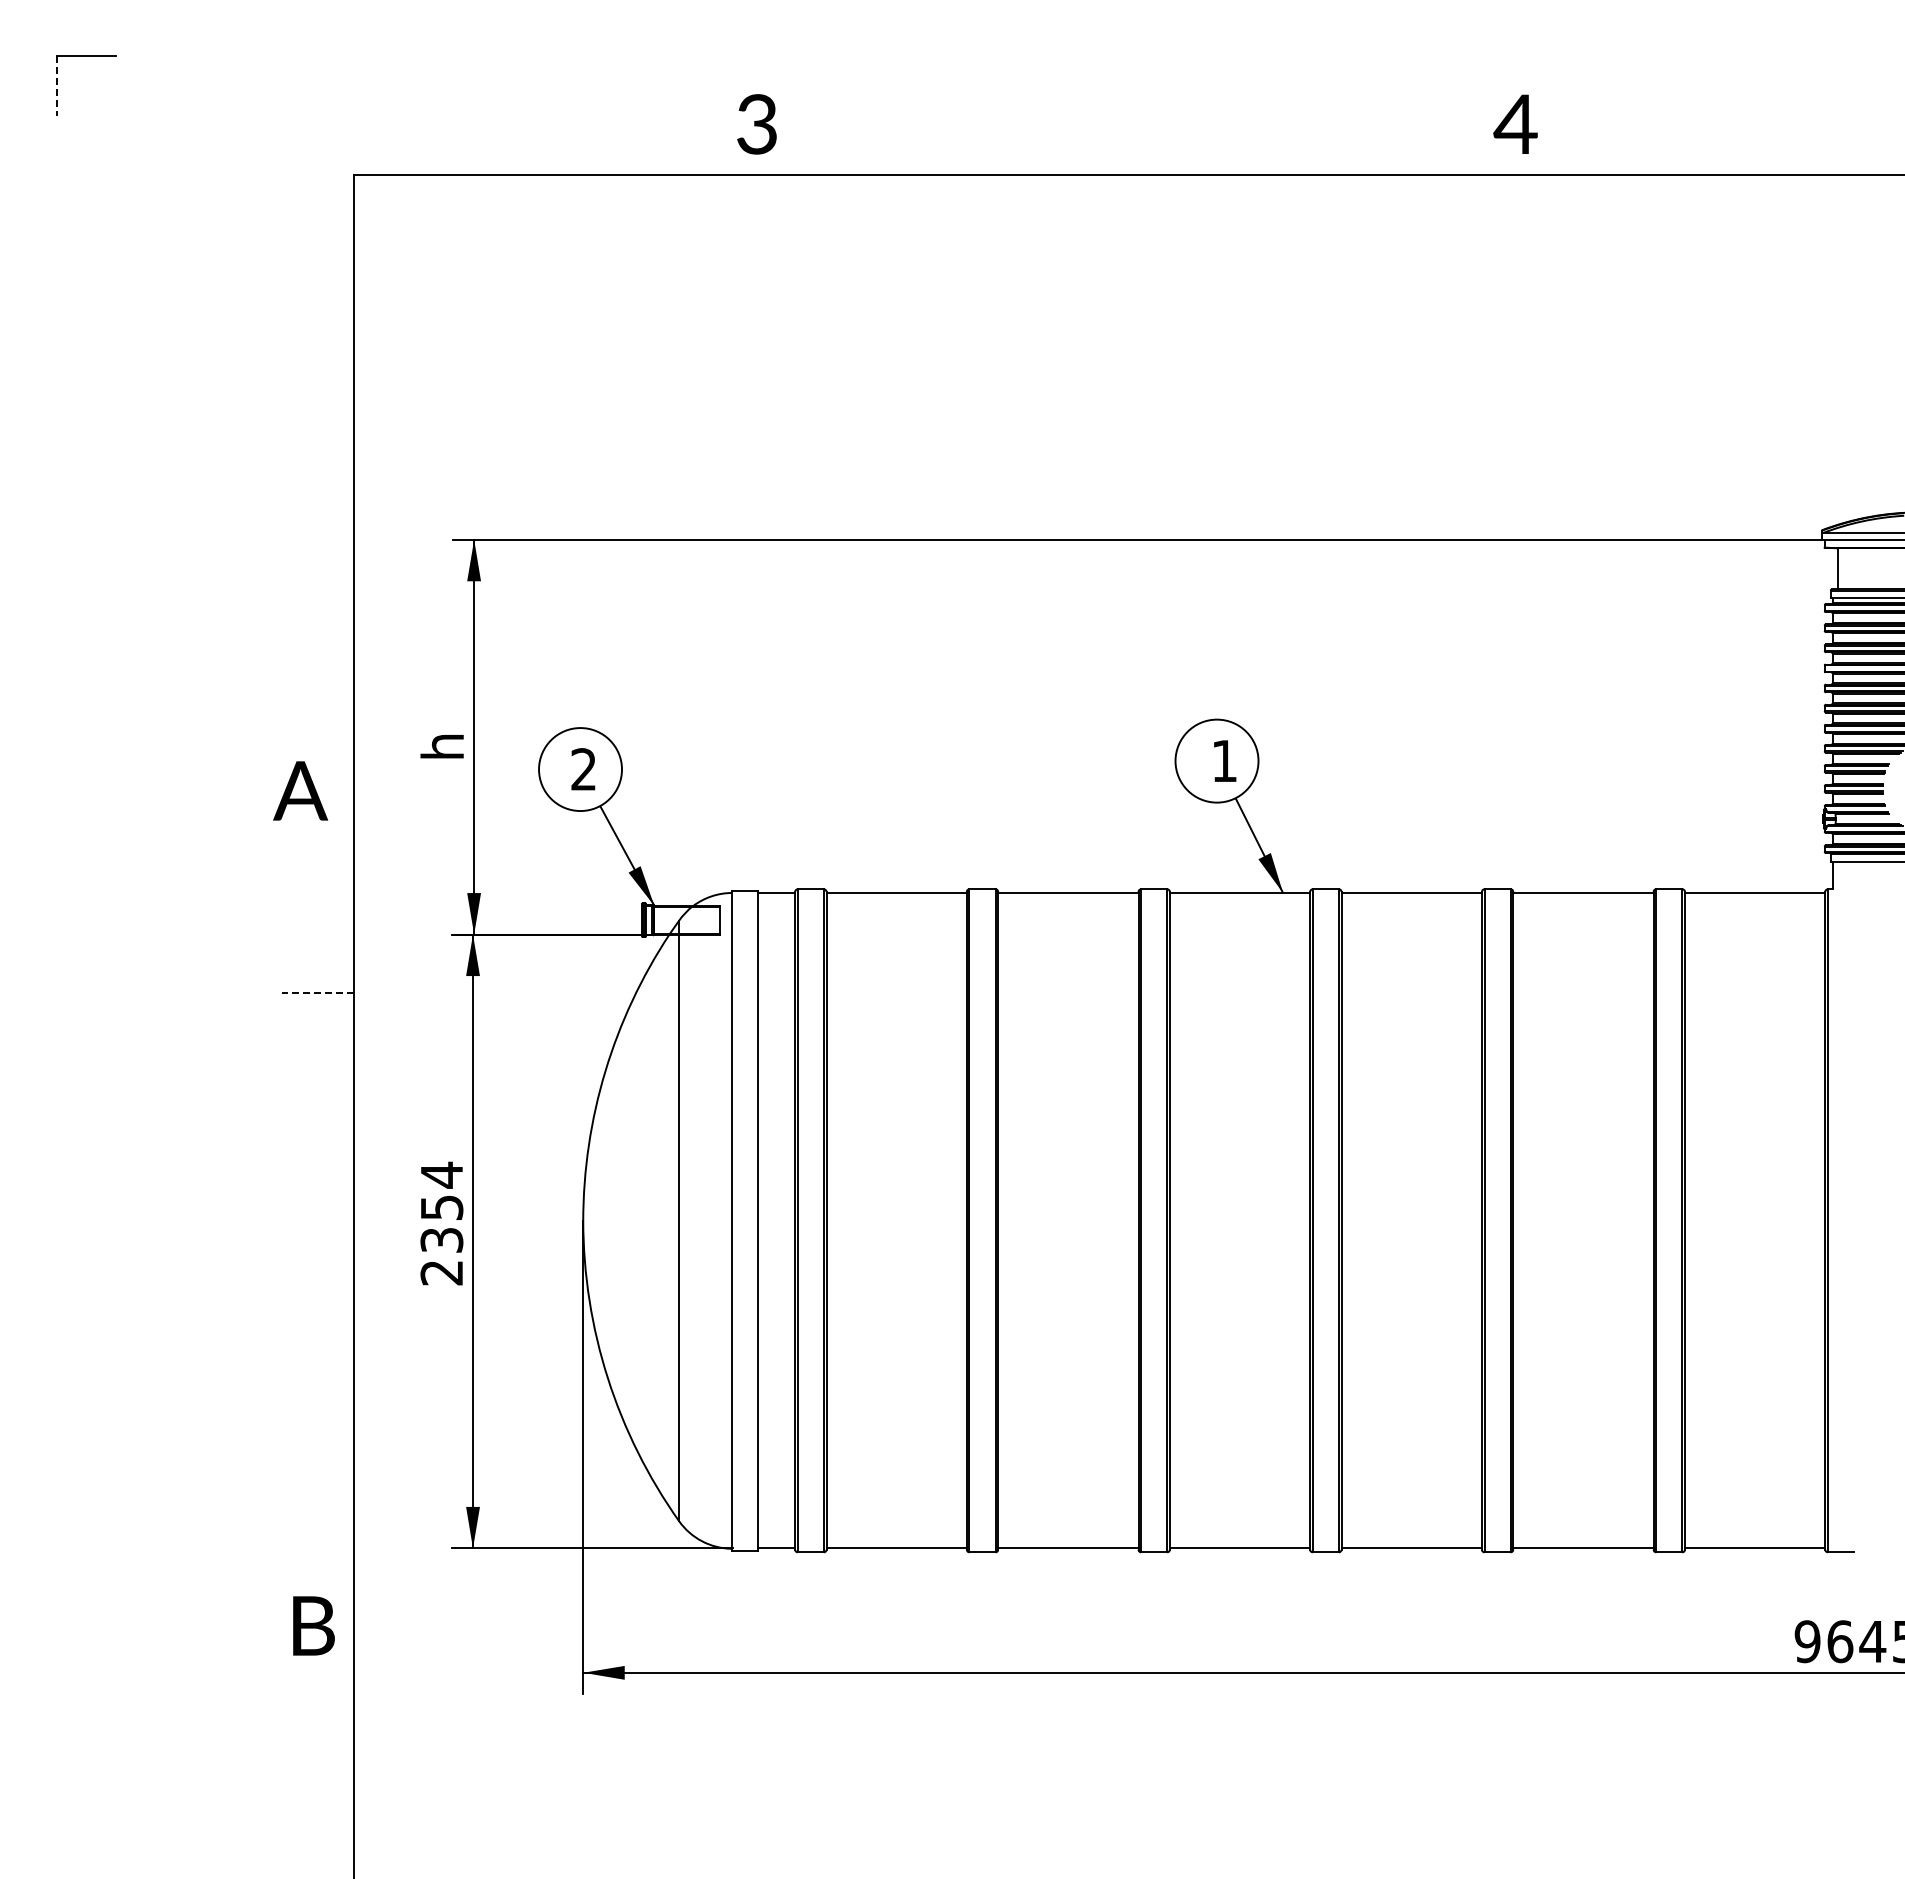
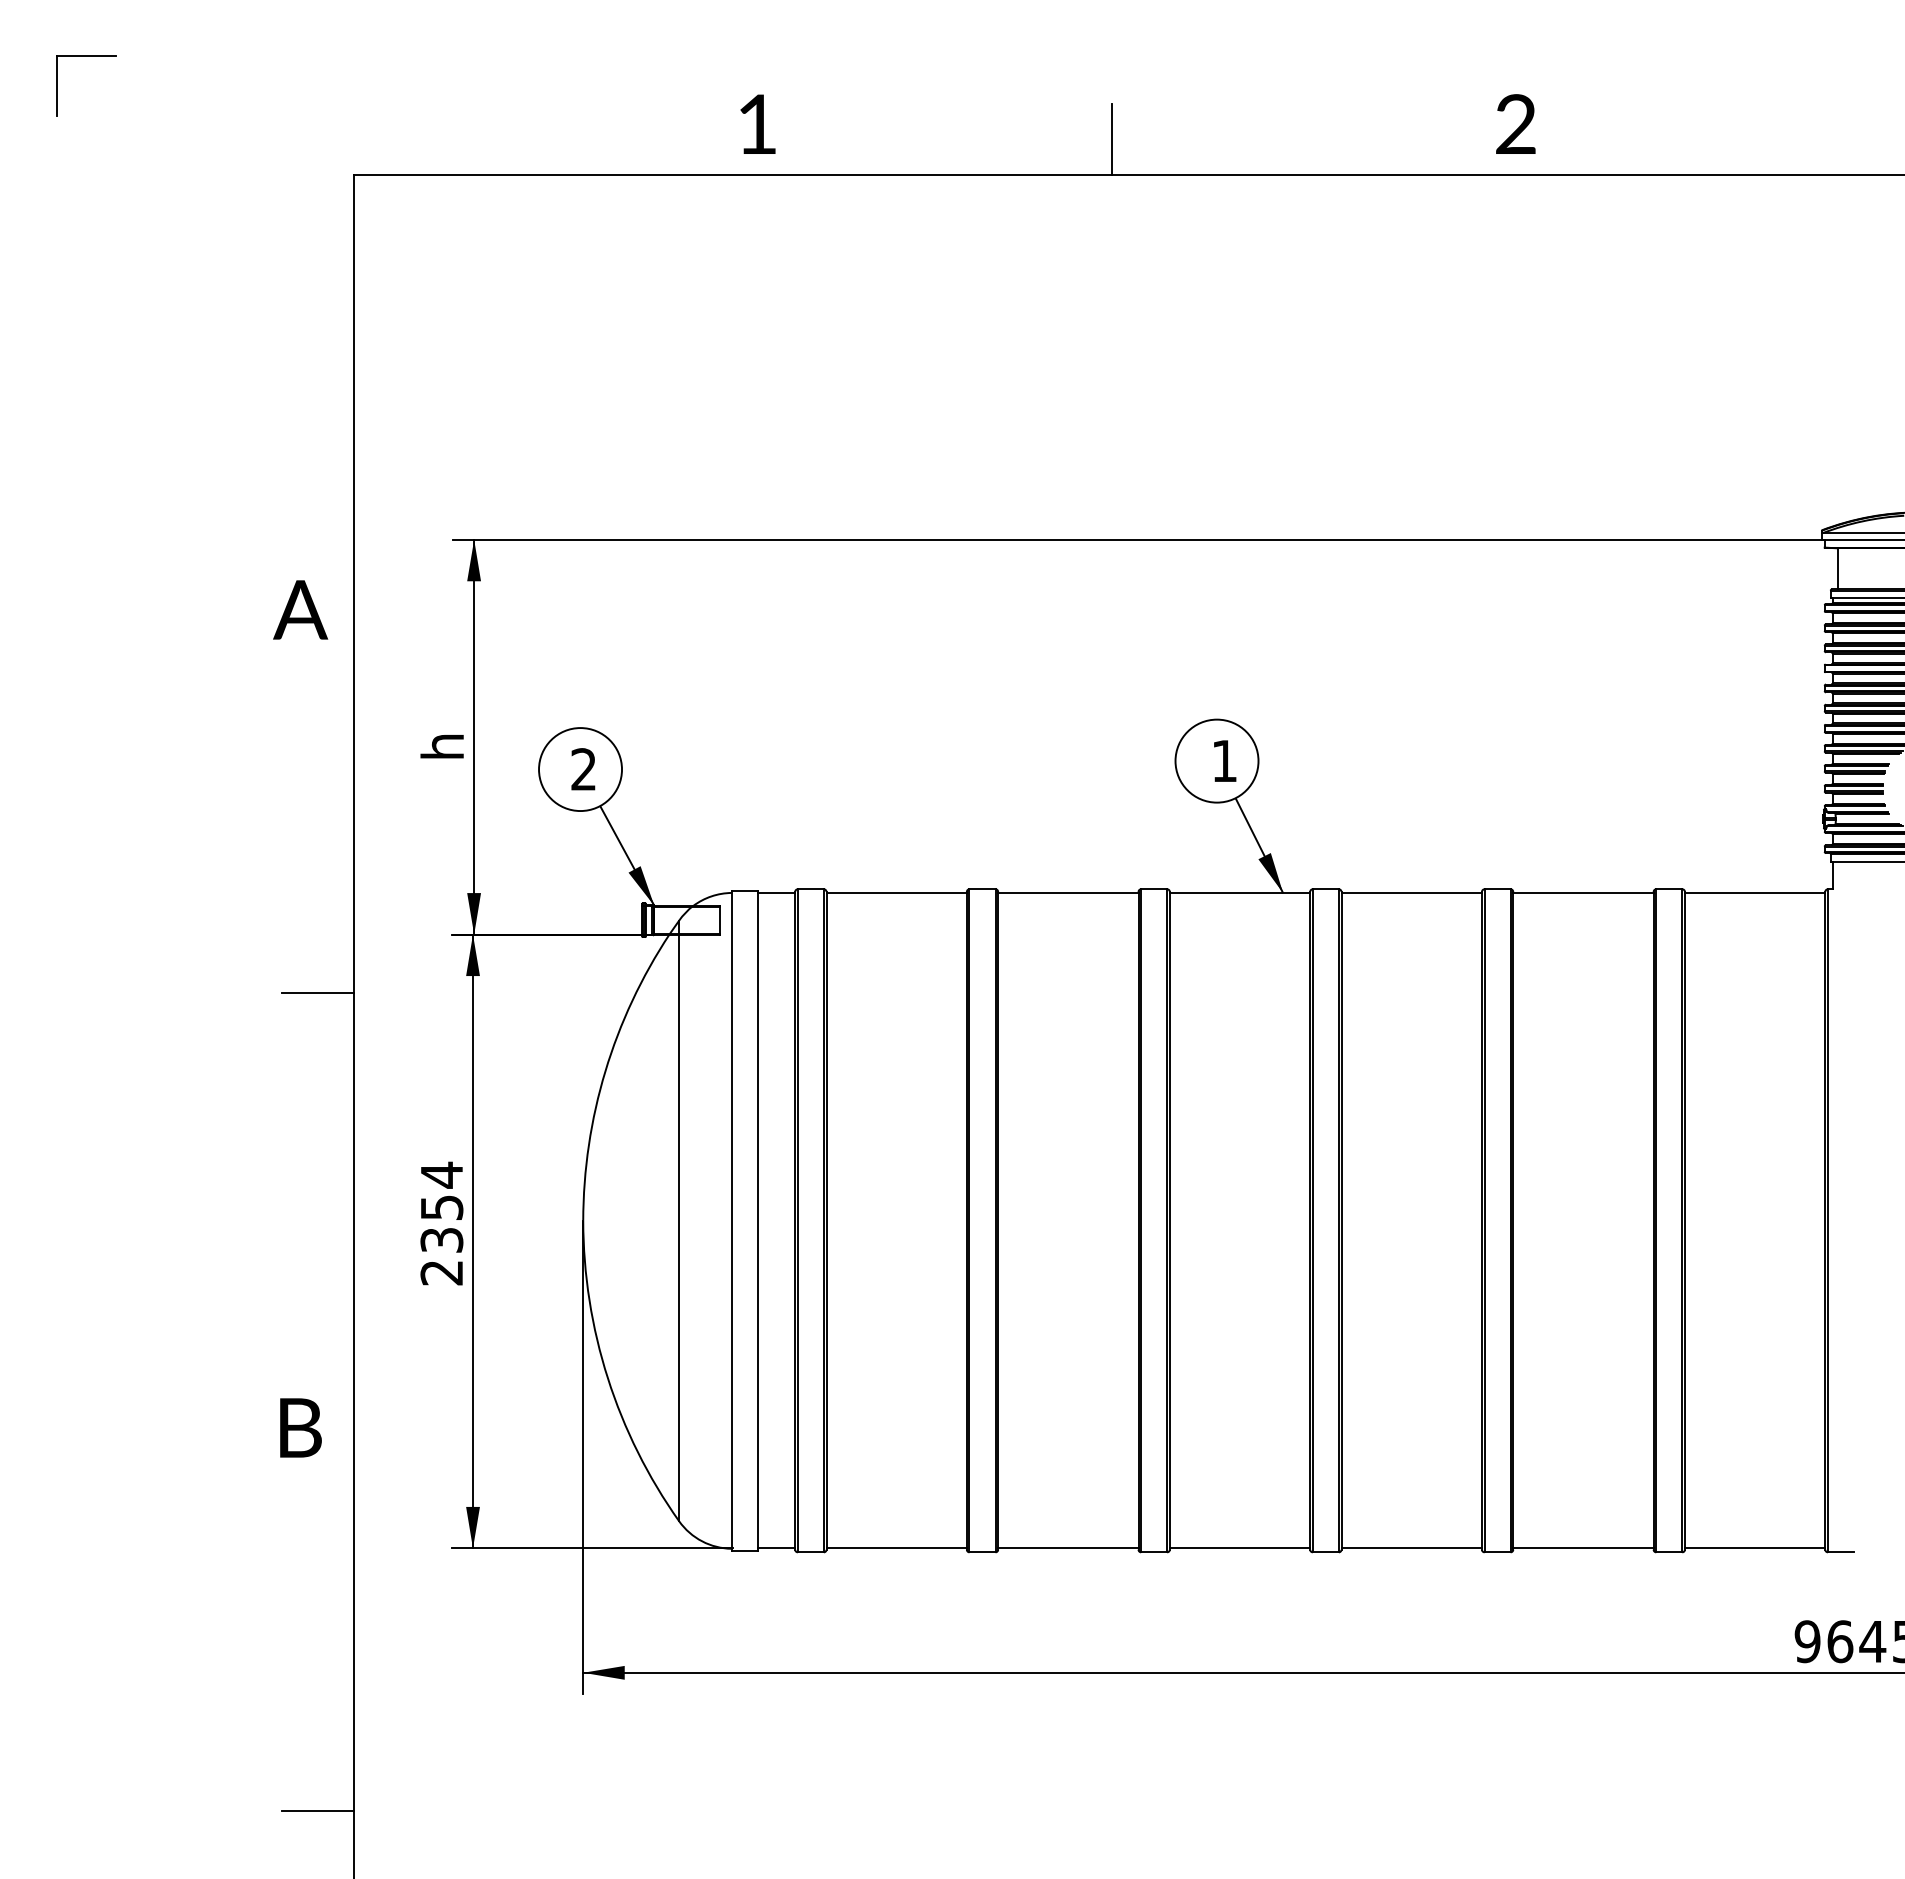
line: dashed -> solid (57, 86)
text: 4 -> 2 (1515, 123)
text: 3 -> 1 (756, 124)
line: none -> present (1112, 138)
text position: (300, 790) -> (300, 609) (300, 609)
line: dashed -> solid (317, 992)
text position: (313, 1625) -> (300, 1427) (300, 1427)
line: none -> present (317, 1810)
